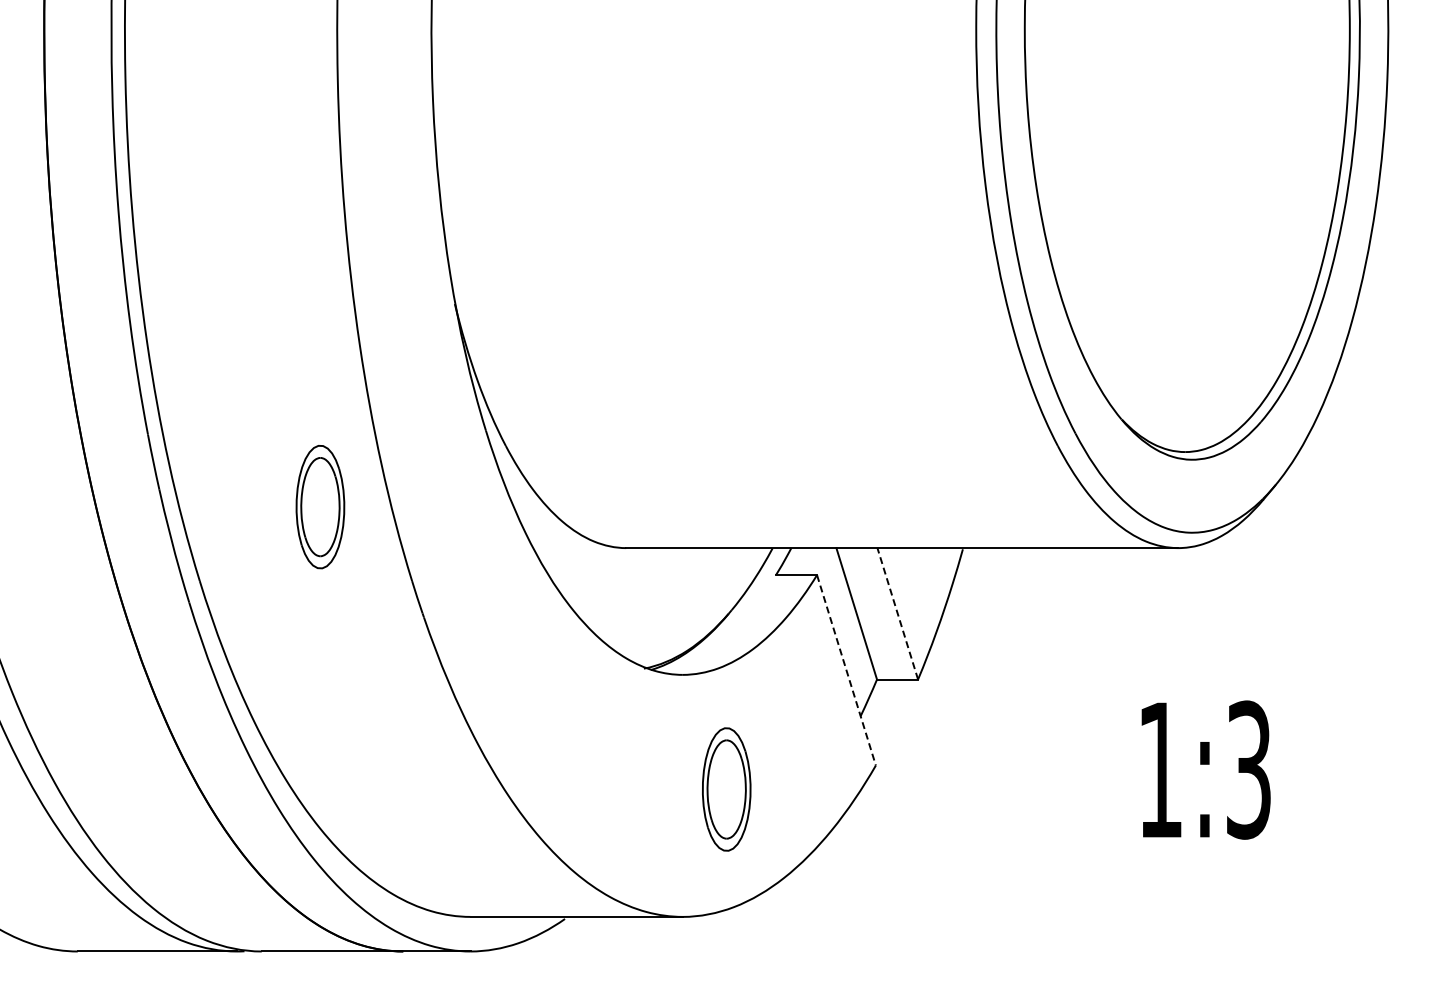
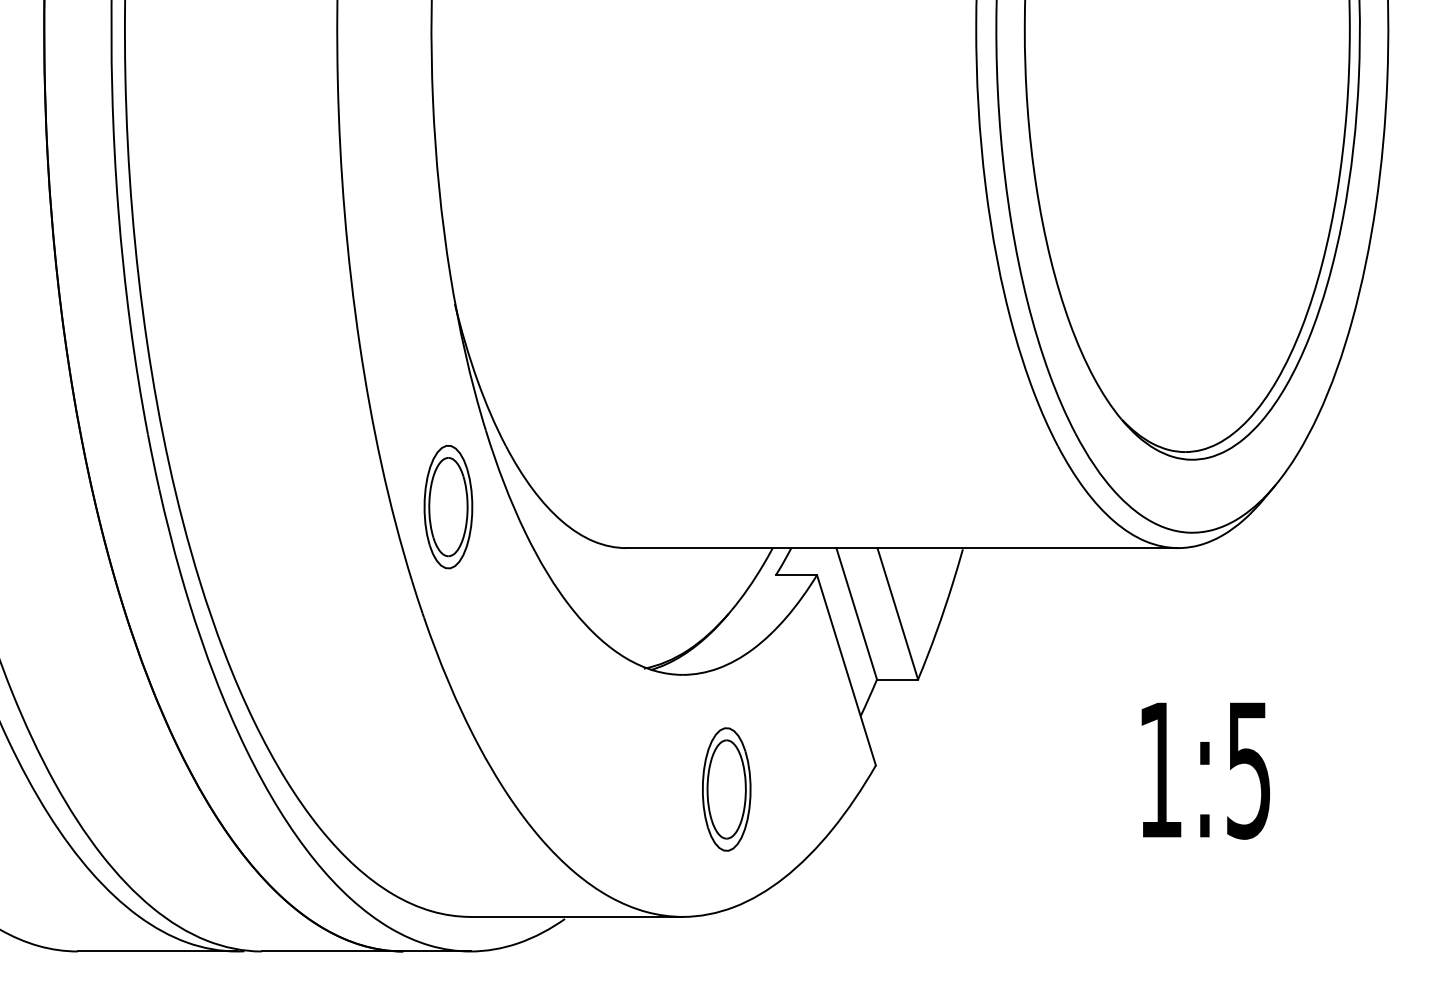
part position: (320, 507) -> (448, 507) (448, 507)
line: dashed -> solid (897, 613)
line: dashed -> solid (846, 670)
text: 1:3 -> 1:5 (1248, 769)
